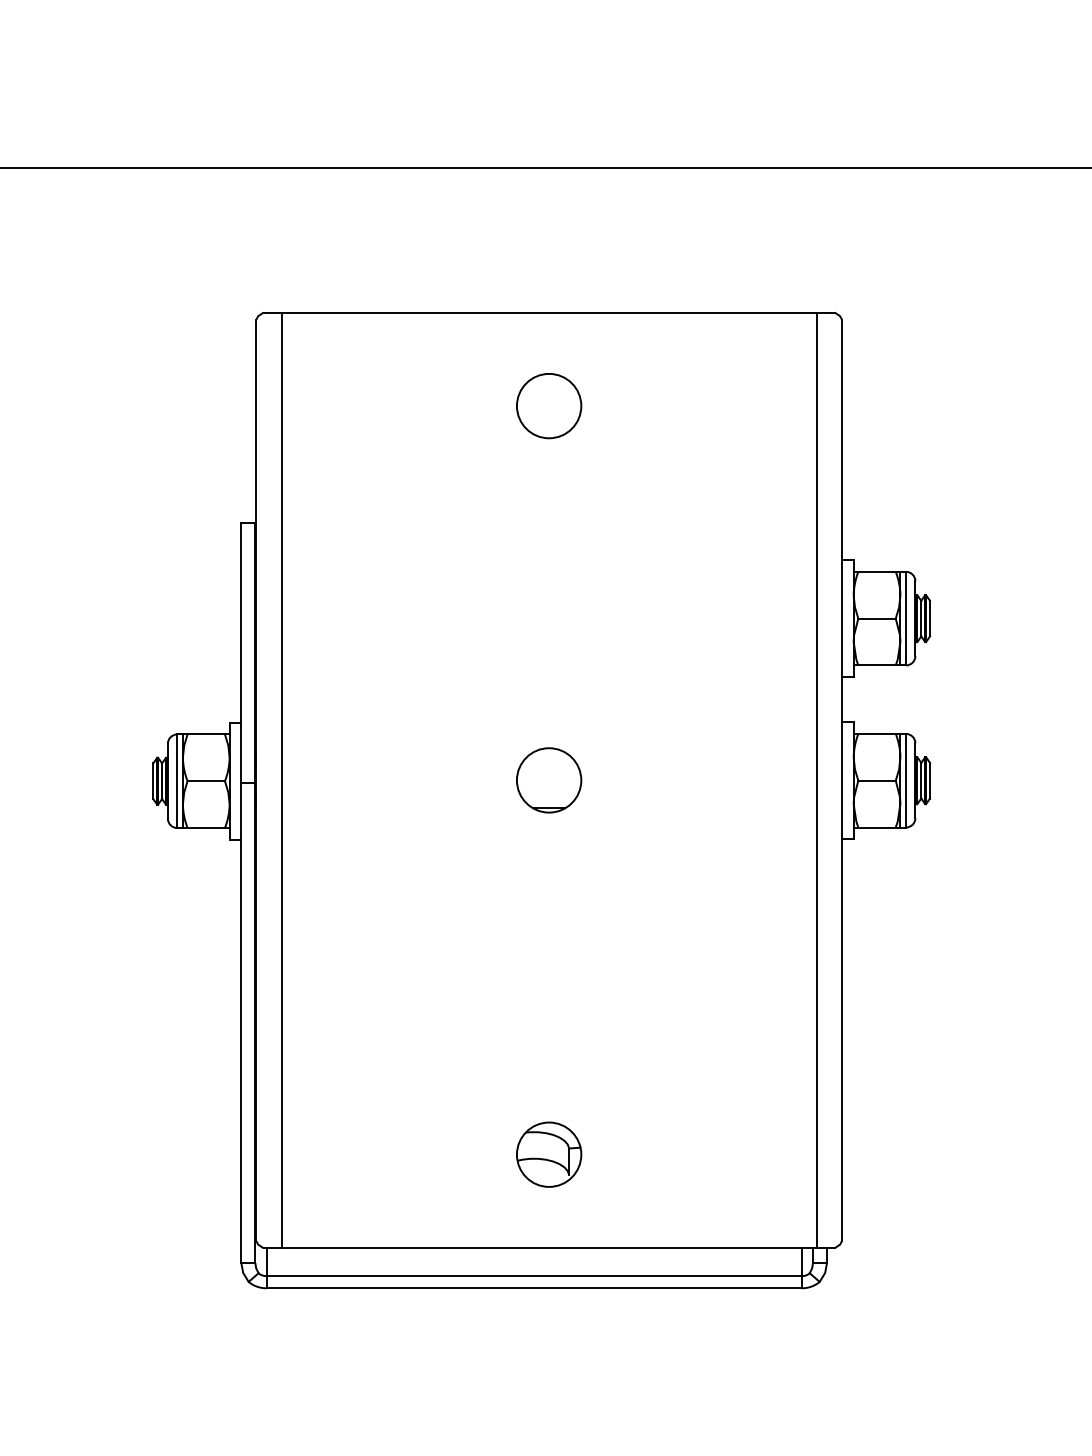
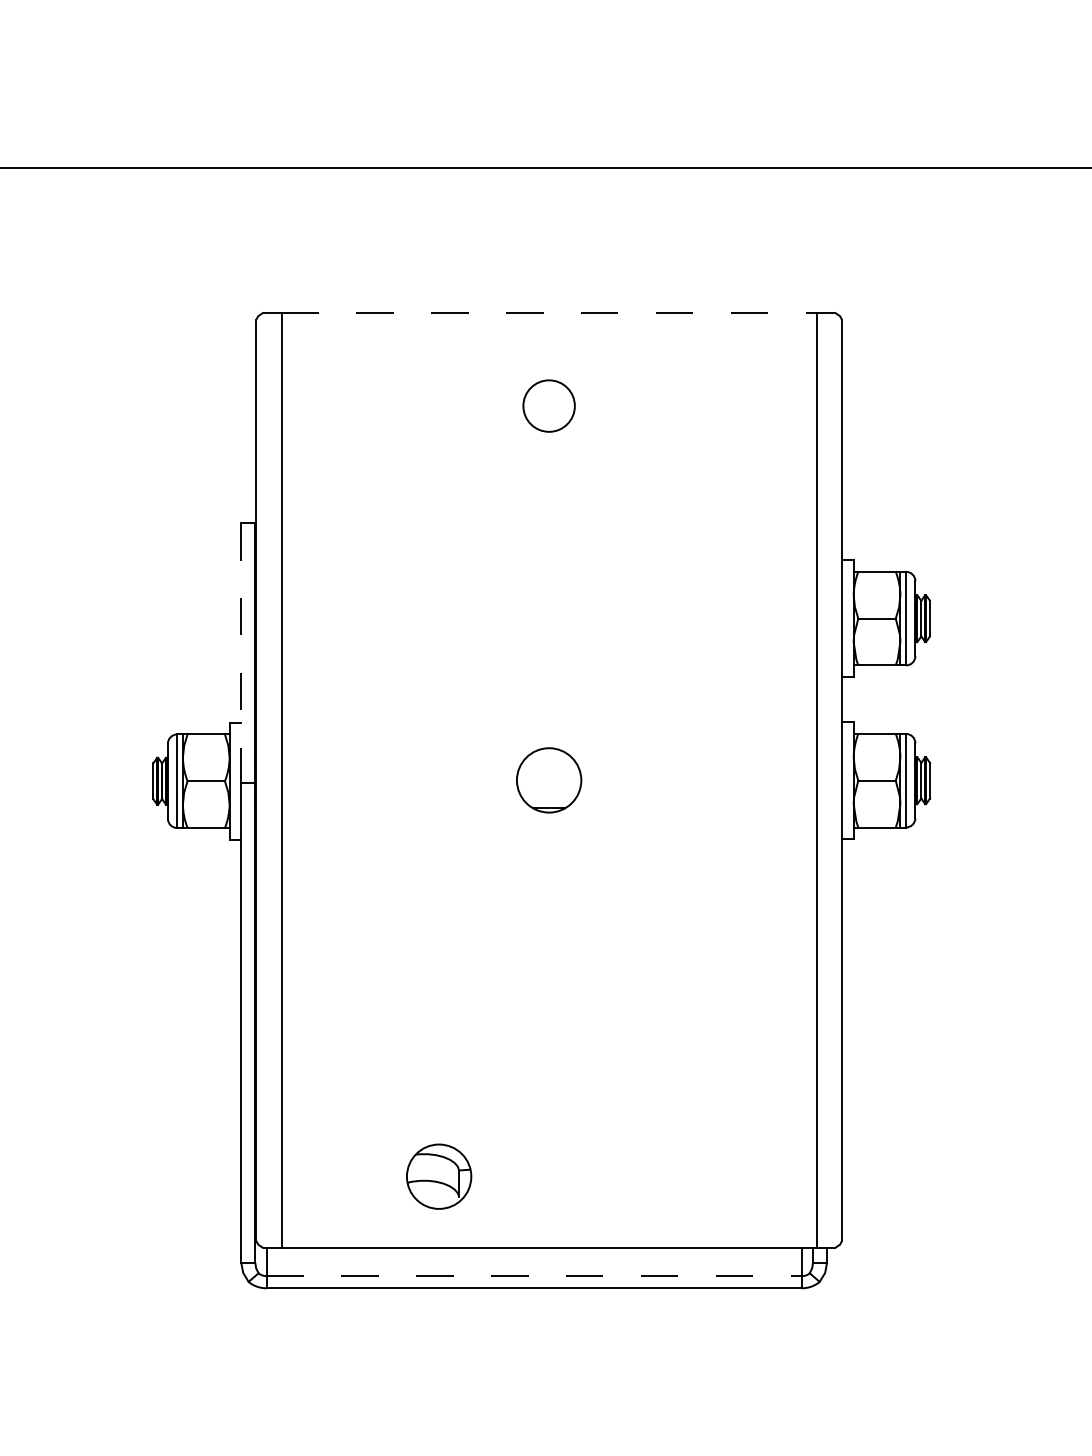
line: solid -> dashed (549, 312)
circle diameter: 64 px -> 52 px (548, 405)
line: solid -> dashed (241, 652)
part position: (549, 1154) -> (439, 1176) (439, 1176)
line: solid -> dashed (534, 1276)
